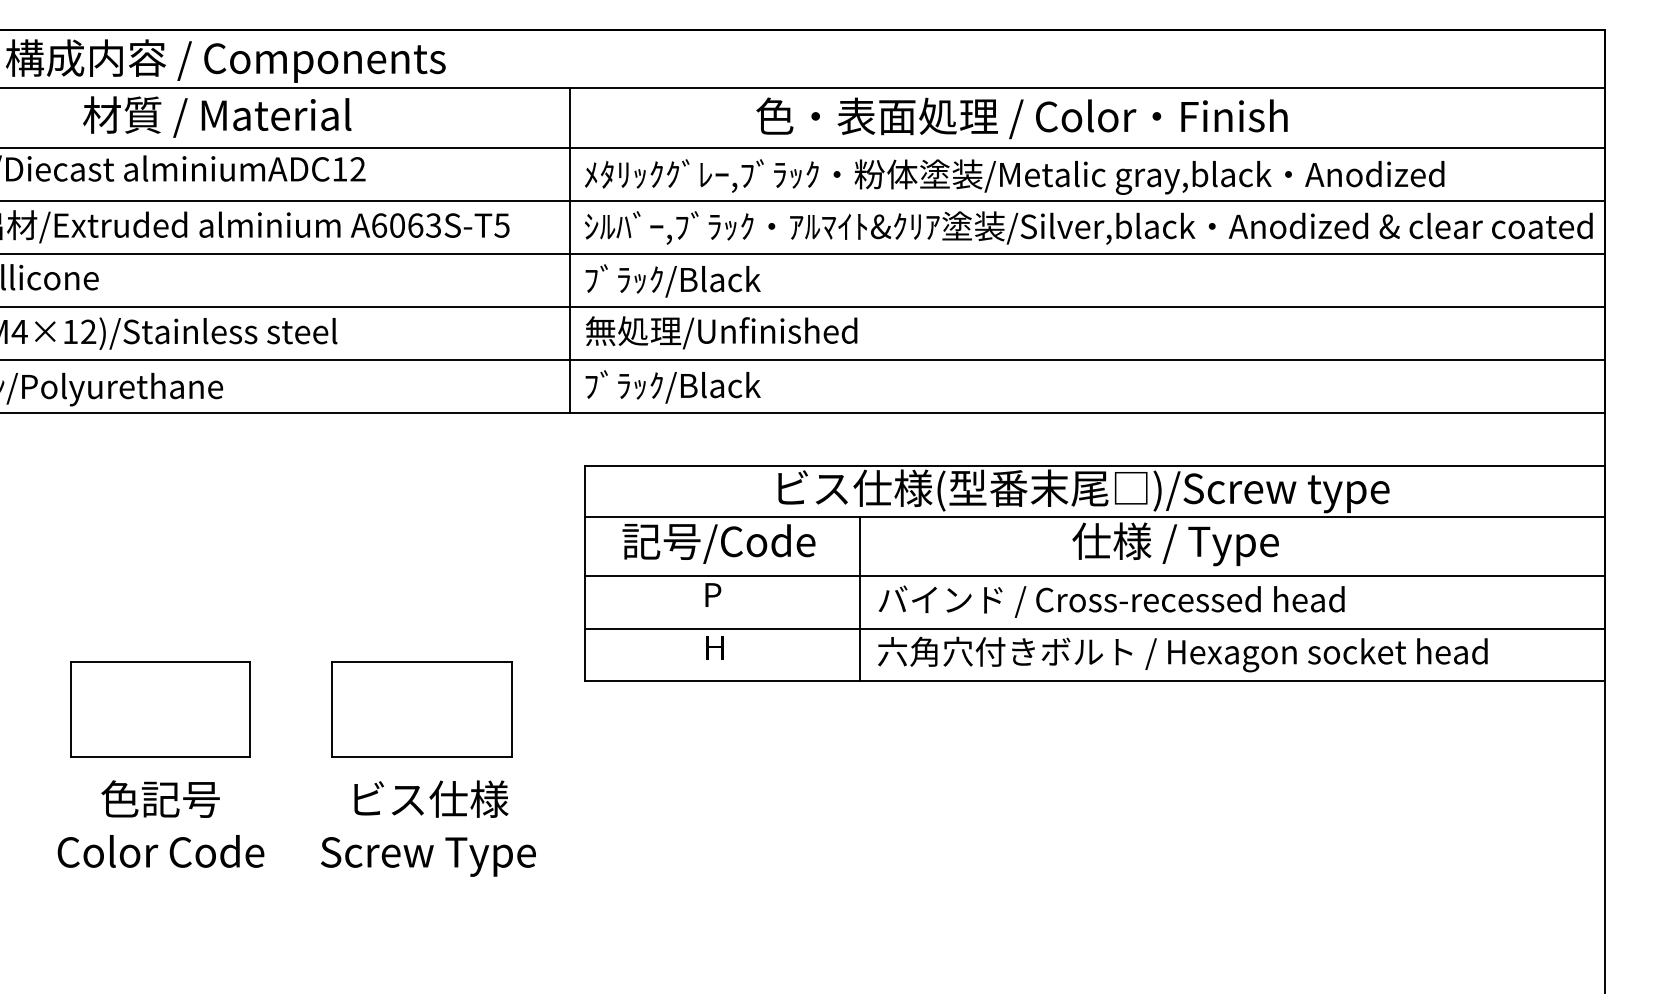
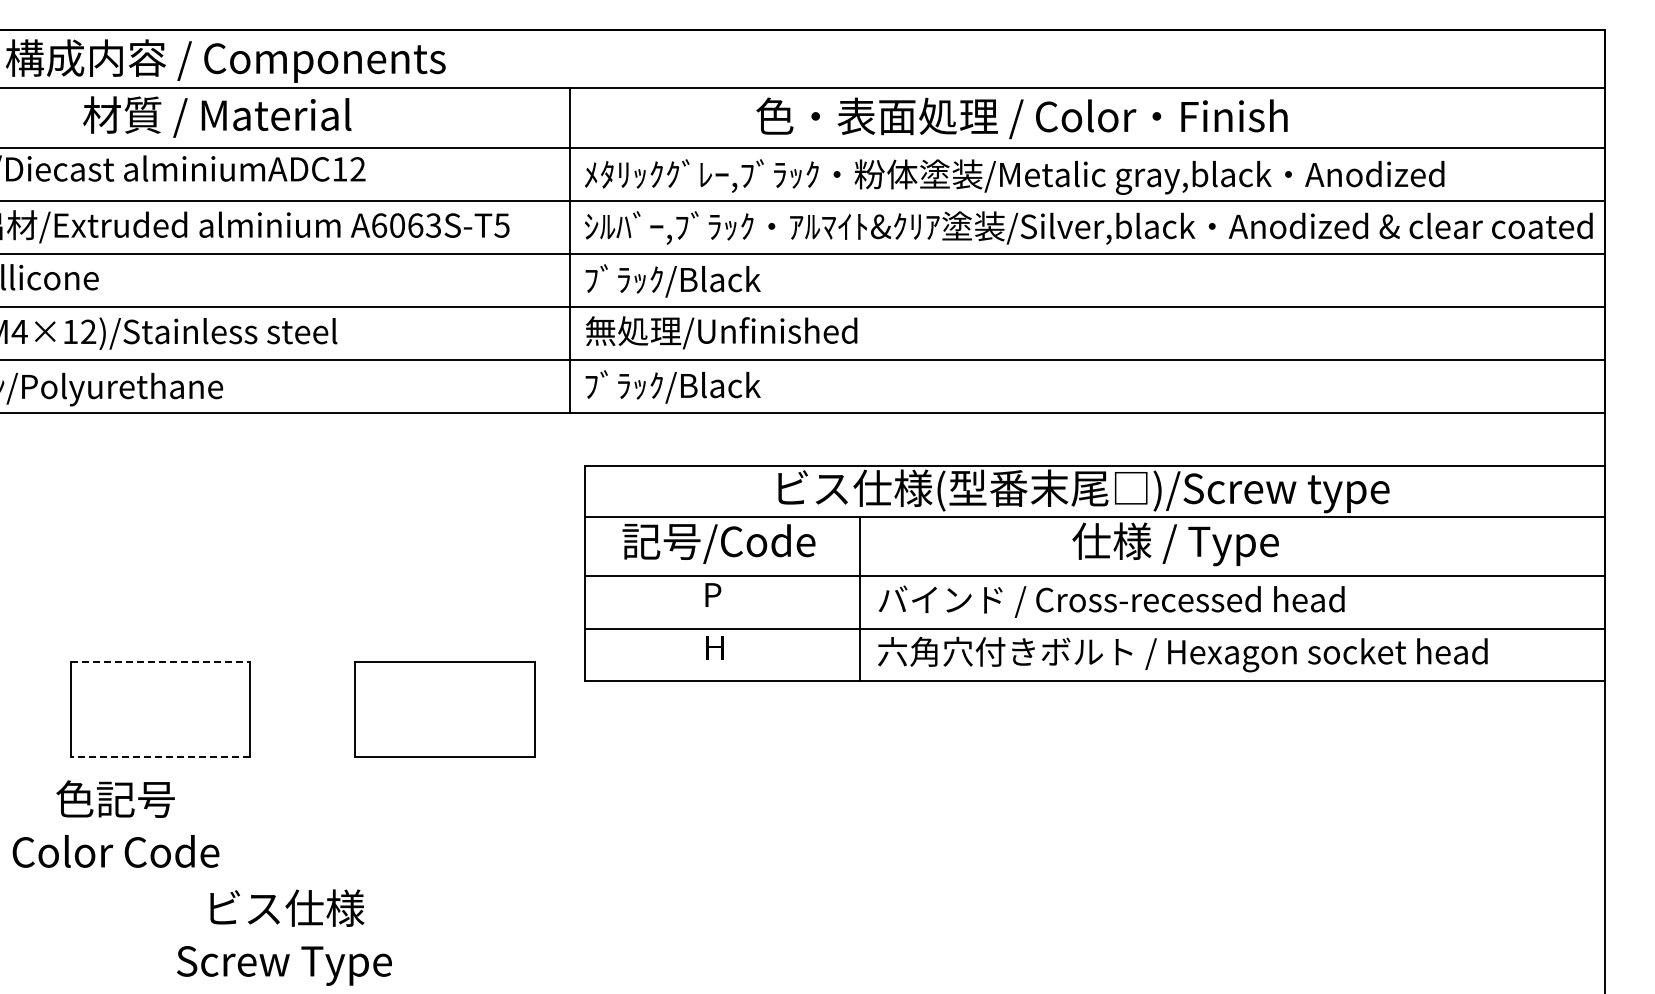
line: solid -> dashed (160, 661)
part position: (421, 709) -> (444, 709) (444, 709)
line: solid -> dashed (160, 757)
text position: (160, 823) -> (115, 823) (115, 823)
text position: (428, 828) -> (284, 937) (284, 937)
